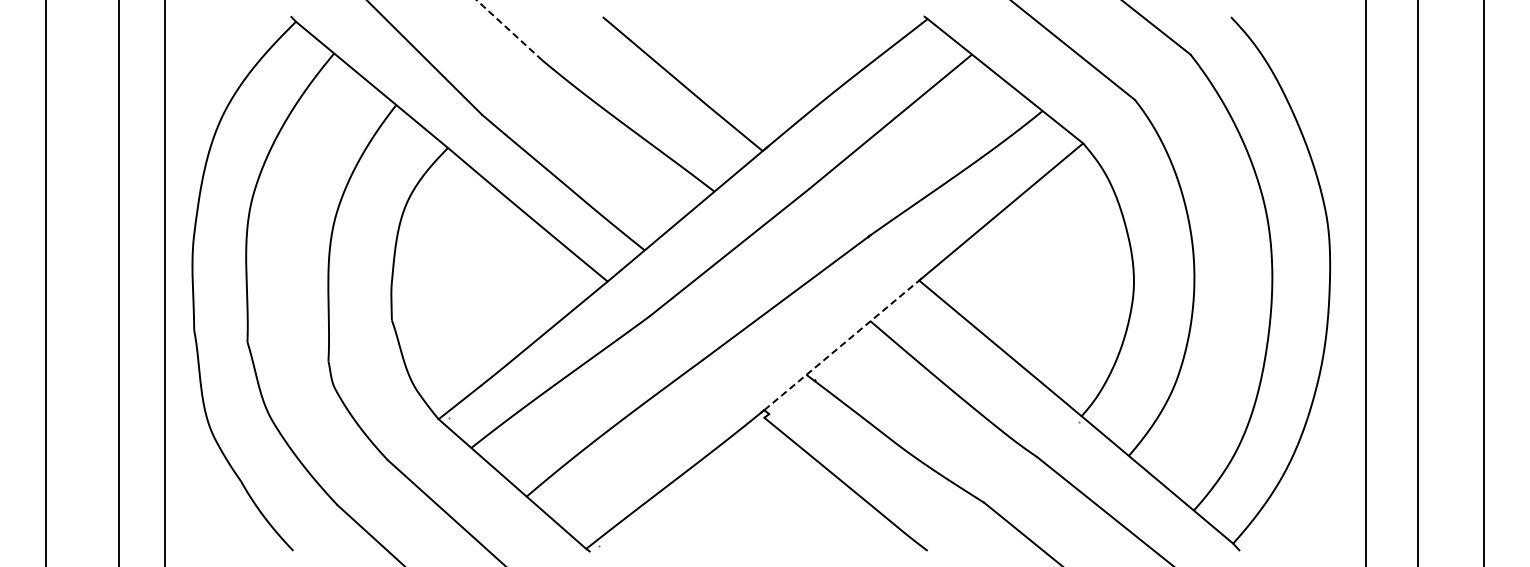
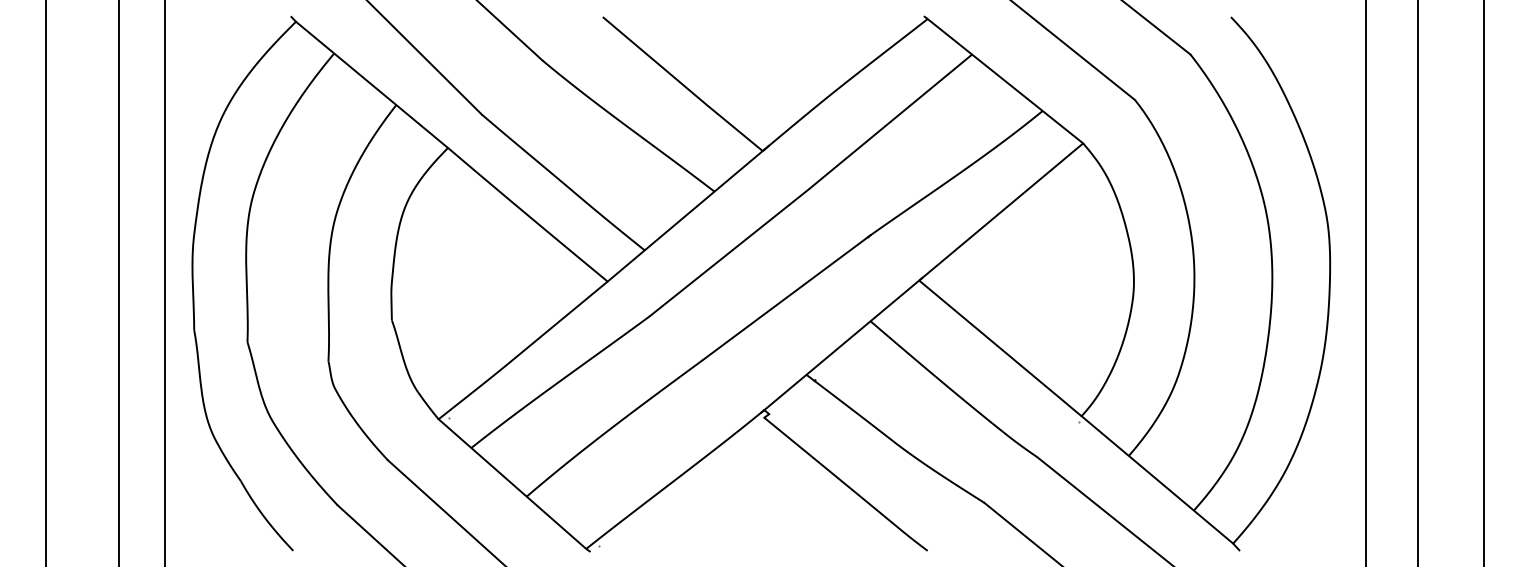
line: dashed -> solid (509, 30)
line: dashed -> solid (843, 343)
